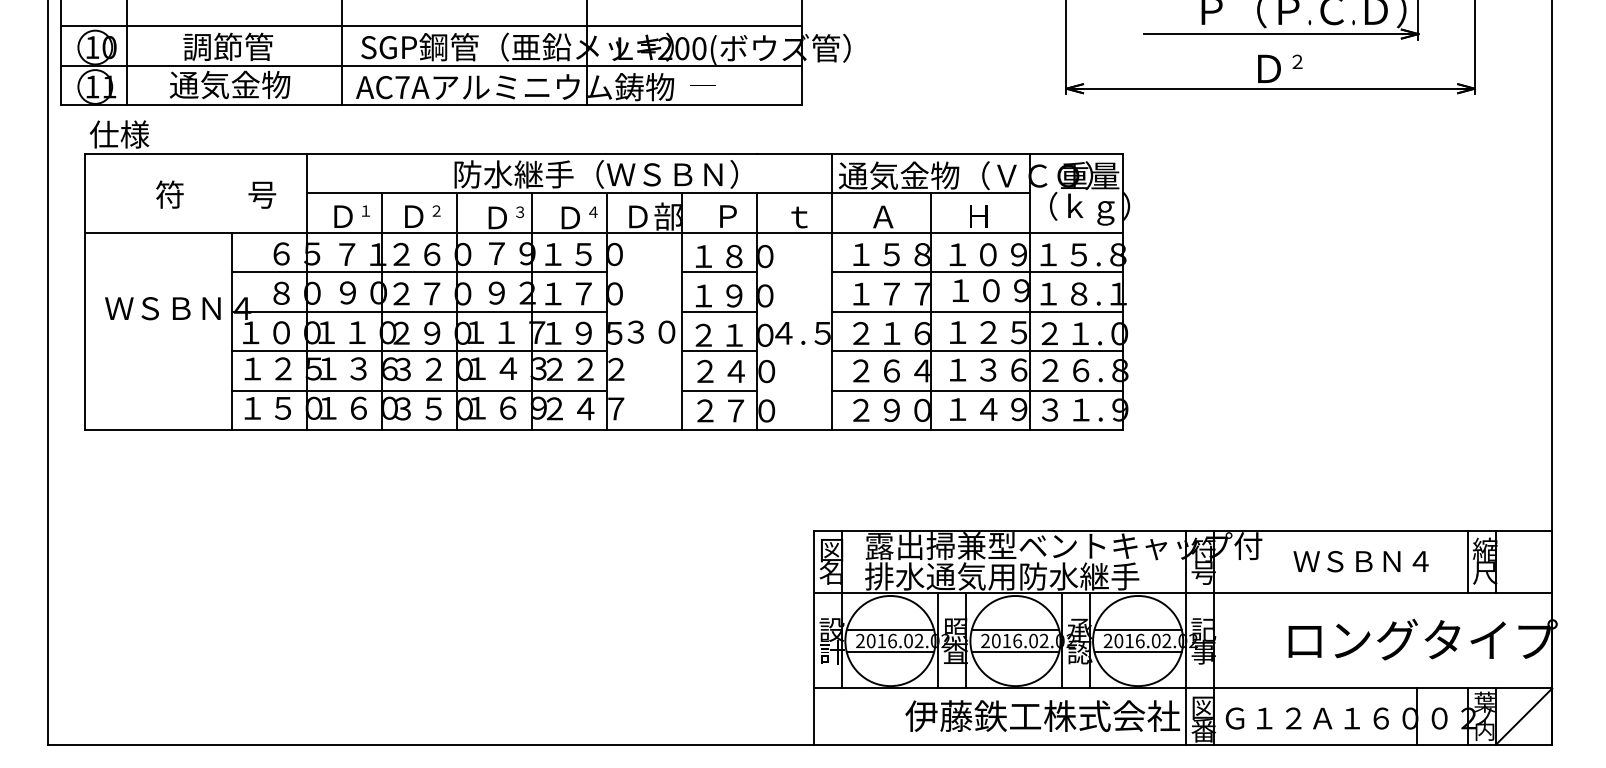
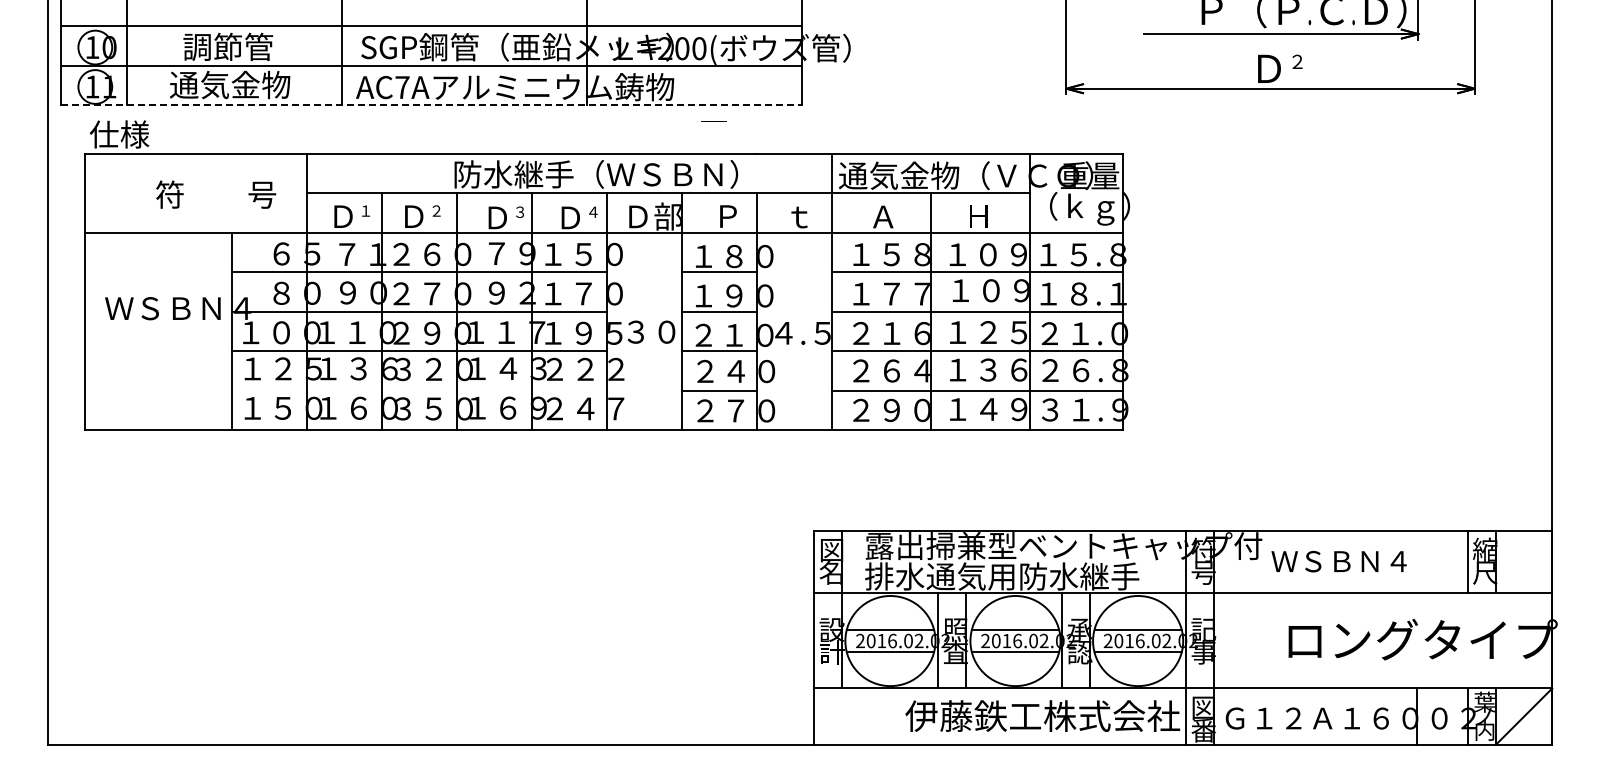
text position: (702, 85) -> (713, 121) (713, 121)
line: solid -> dashed (432, 105)
line: present -> none (419, 390)
text position: (1360, 561) -> (1338, 561) (1338, 561)
